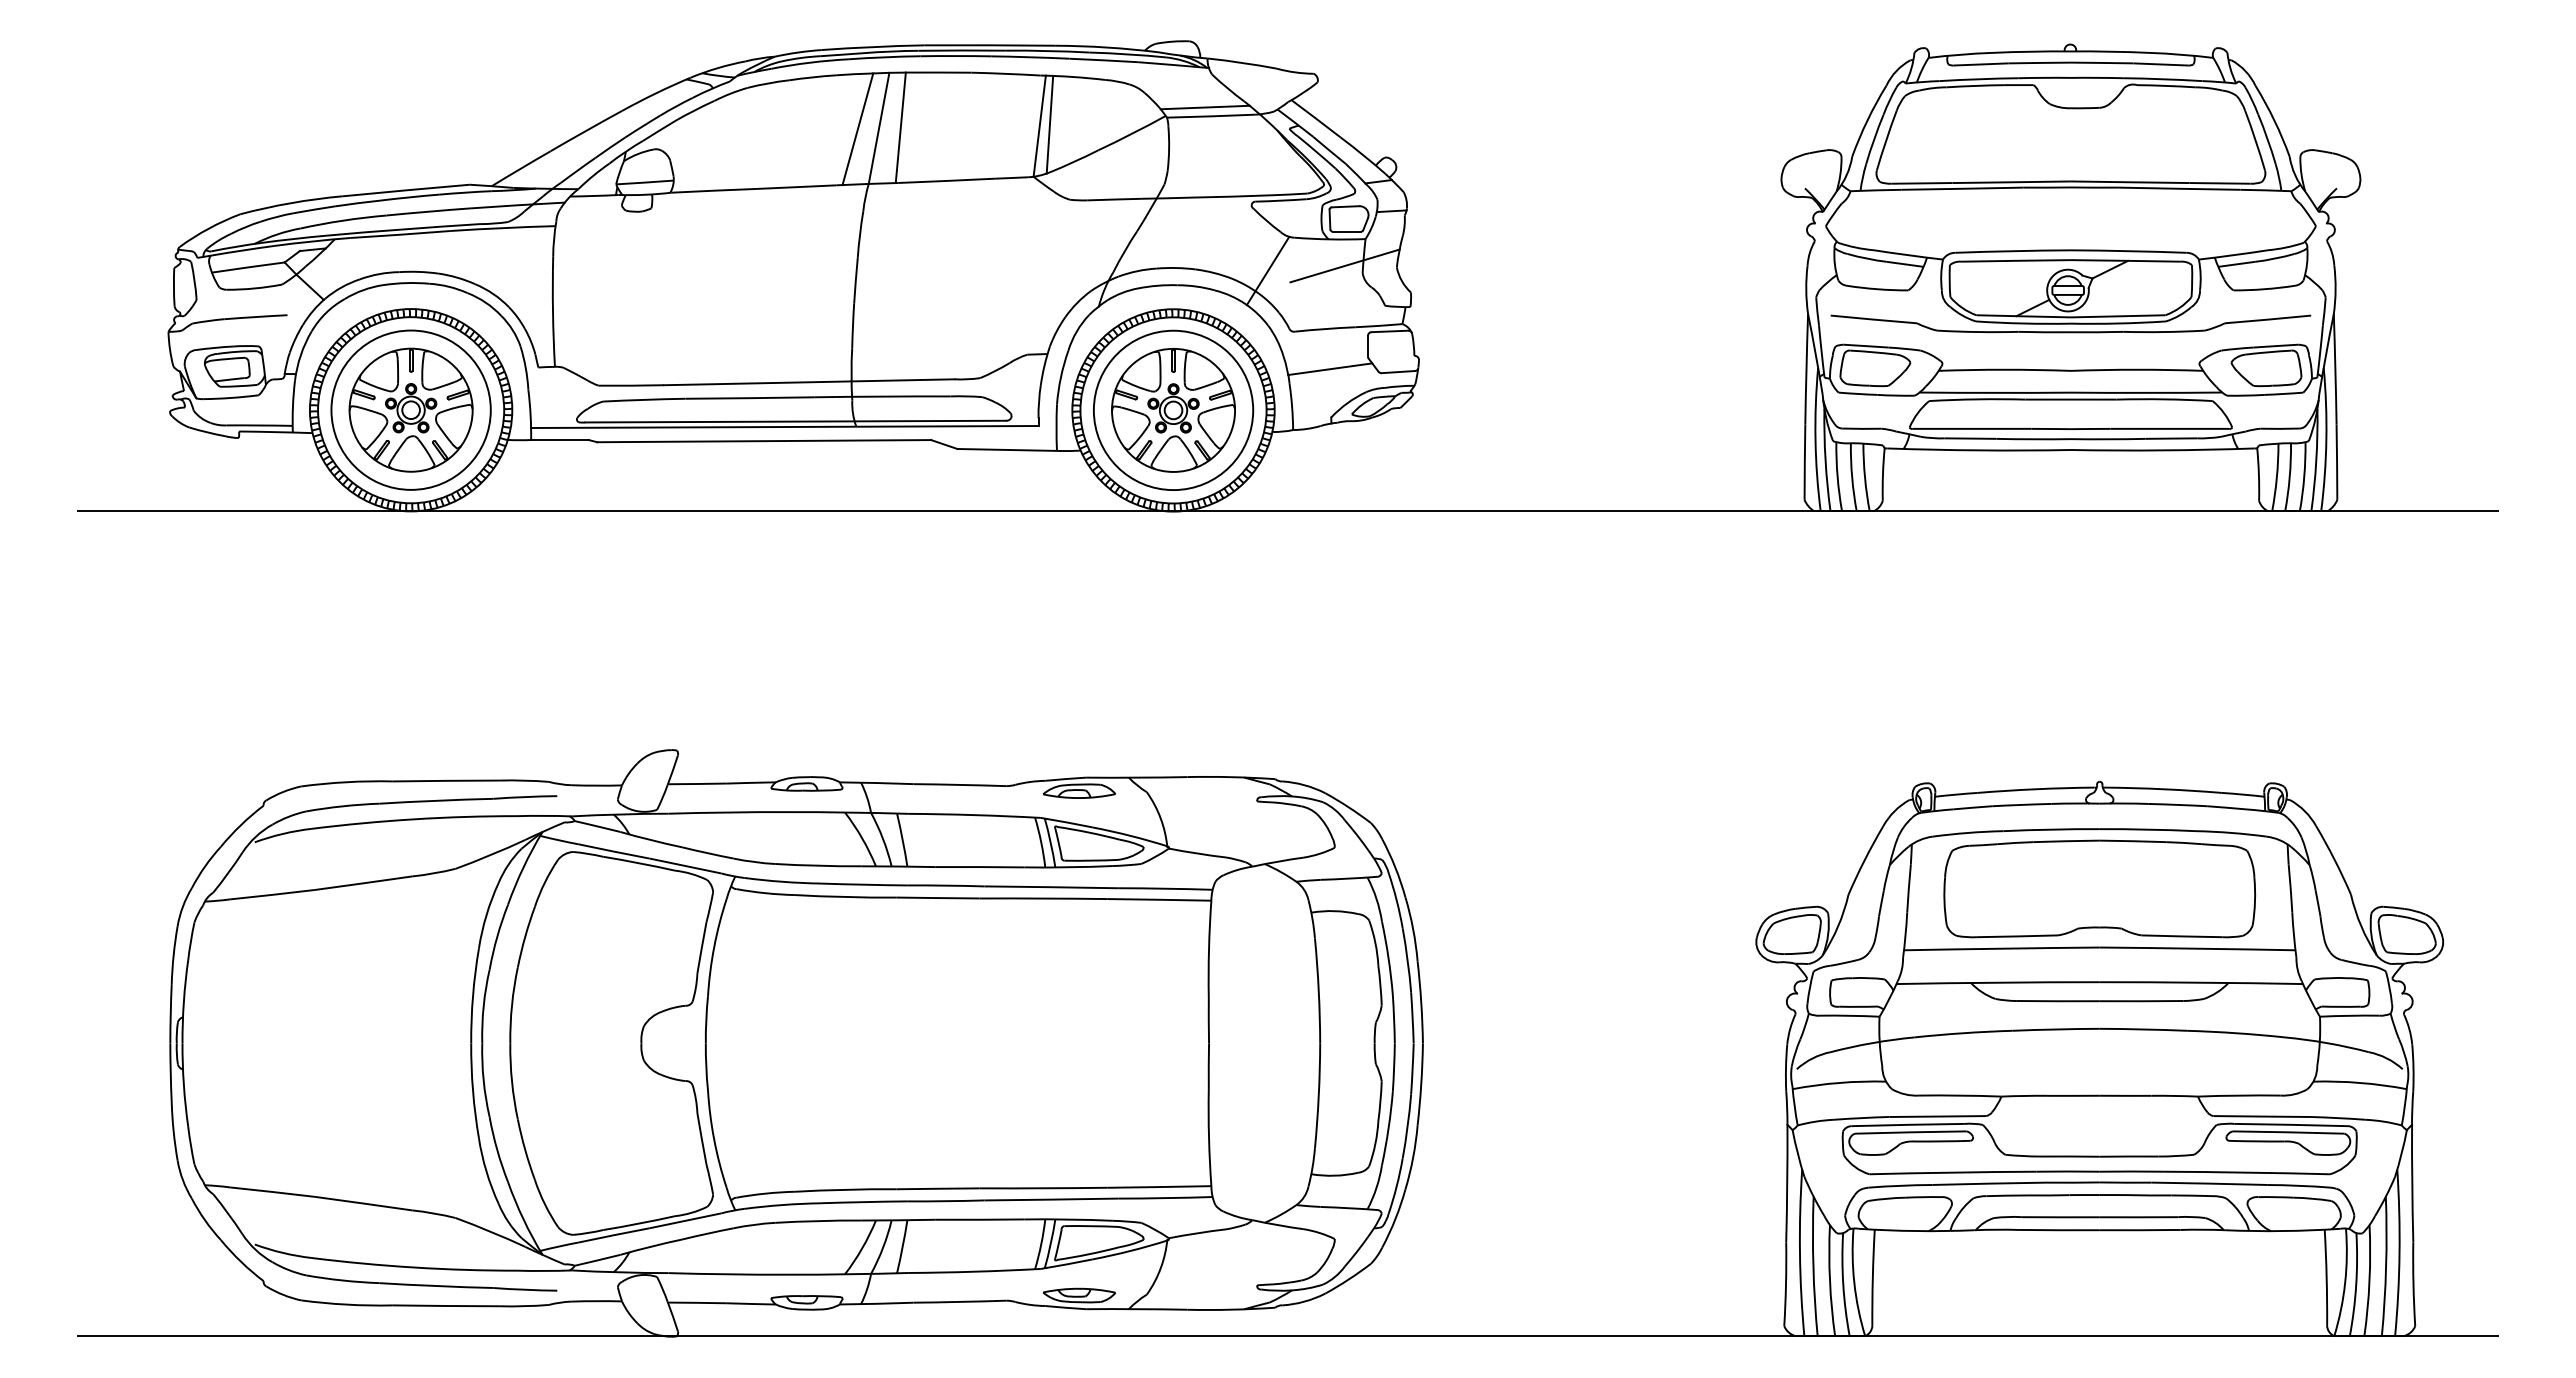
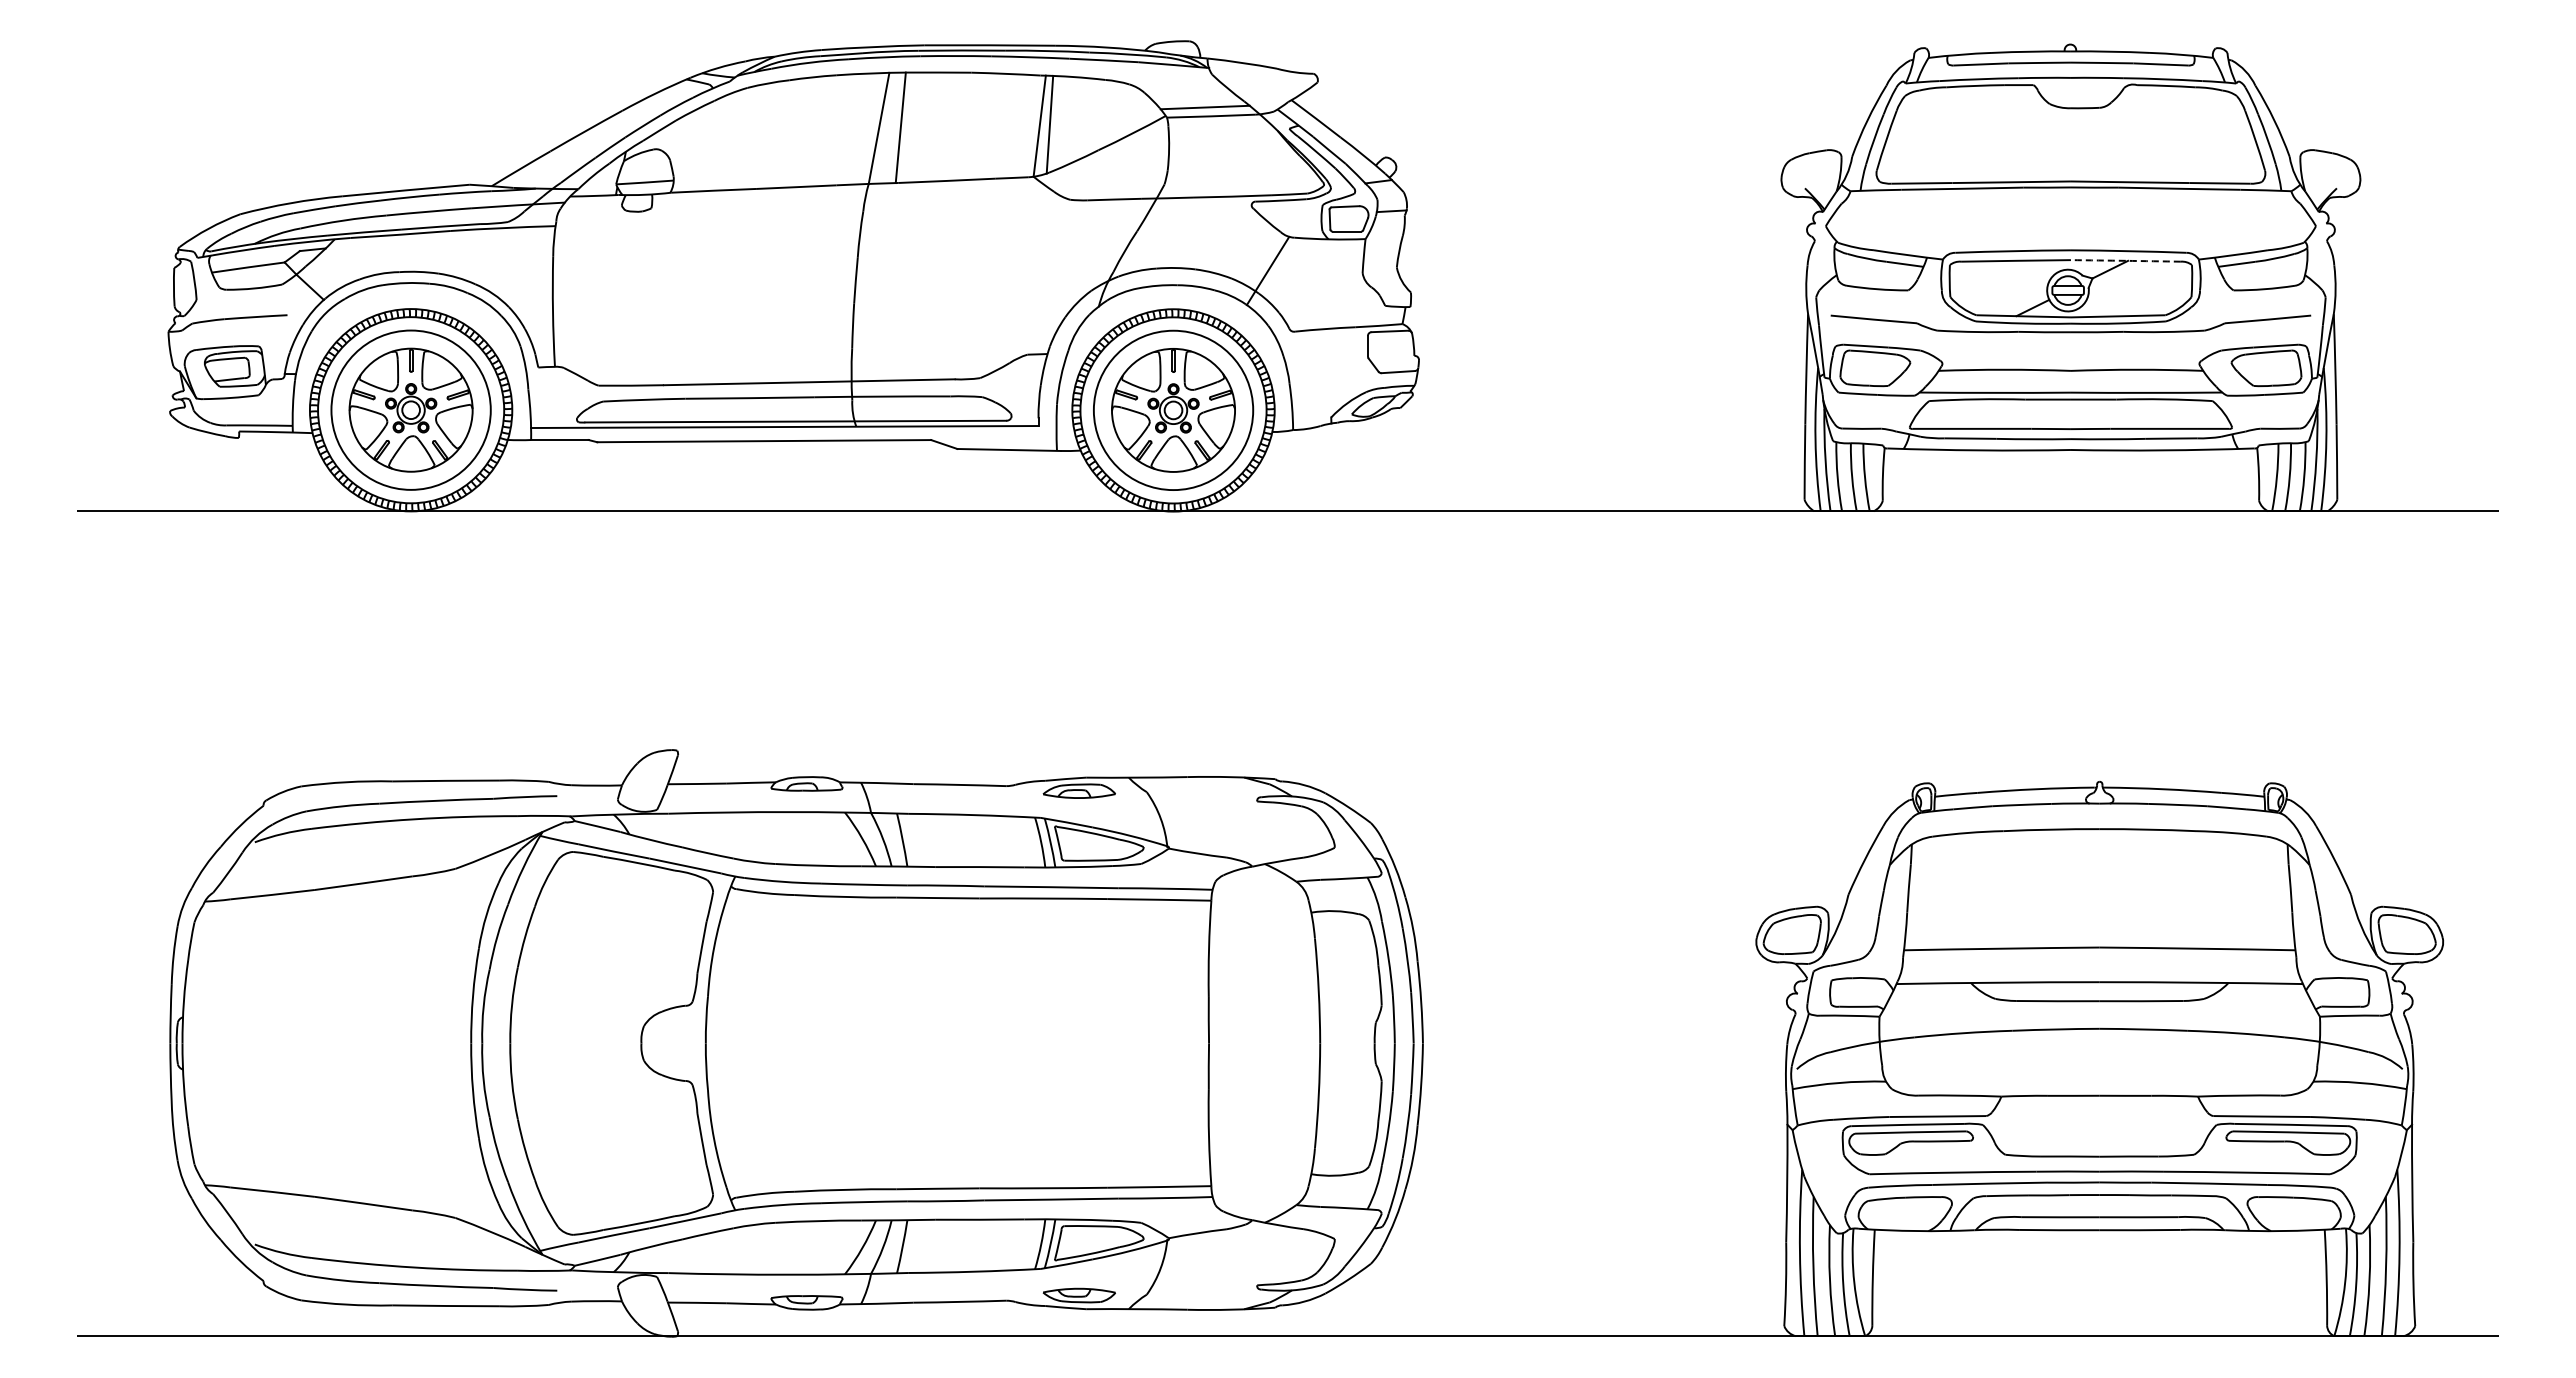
line: present -> none (857, 129)
arc: solid -> dashed (2125, 260)
line: present -> none (1344, 265)
line: present -> none (1330, 369)
part: present -> none (2099, 888)
